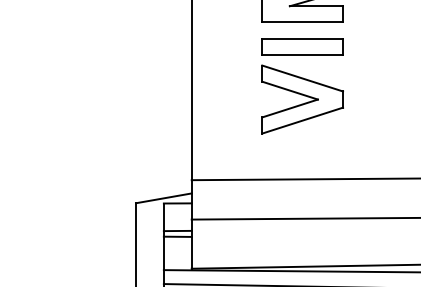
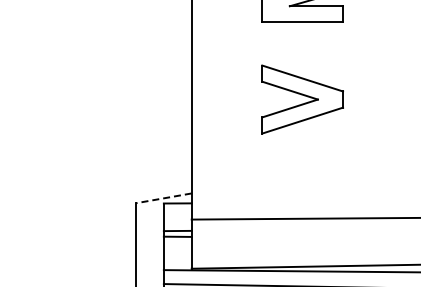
part: present -> none (302, 46)
line: present -> none (304, 179)
line: solid -> dashed (163, 198)
